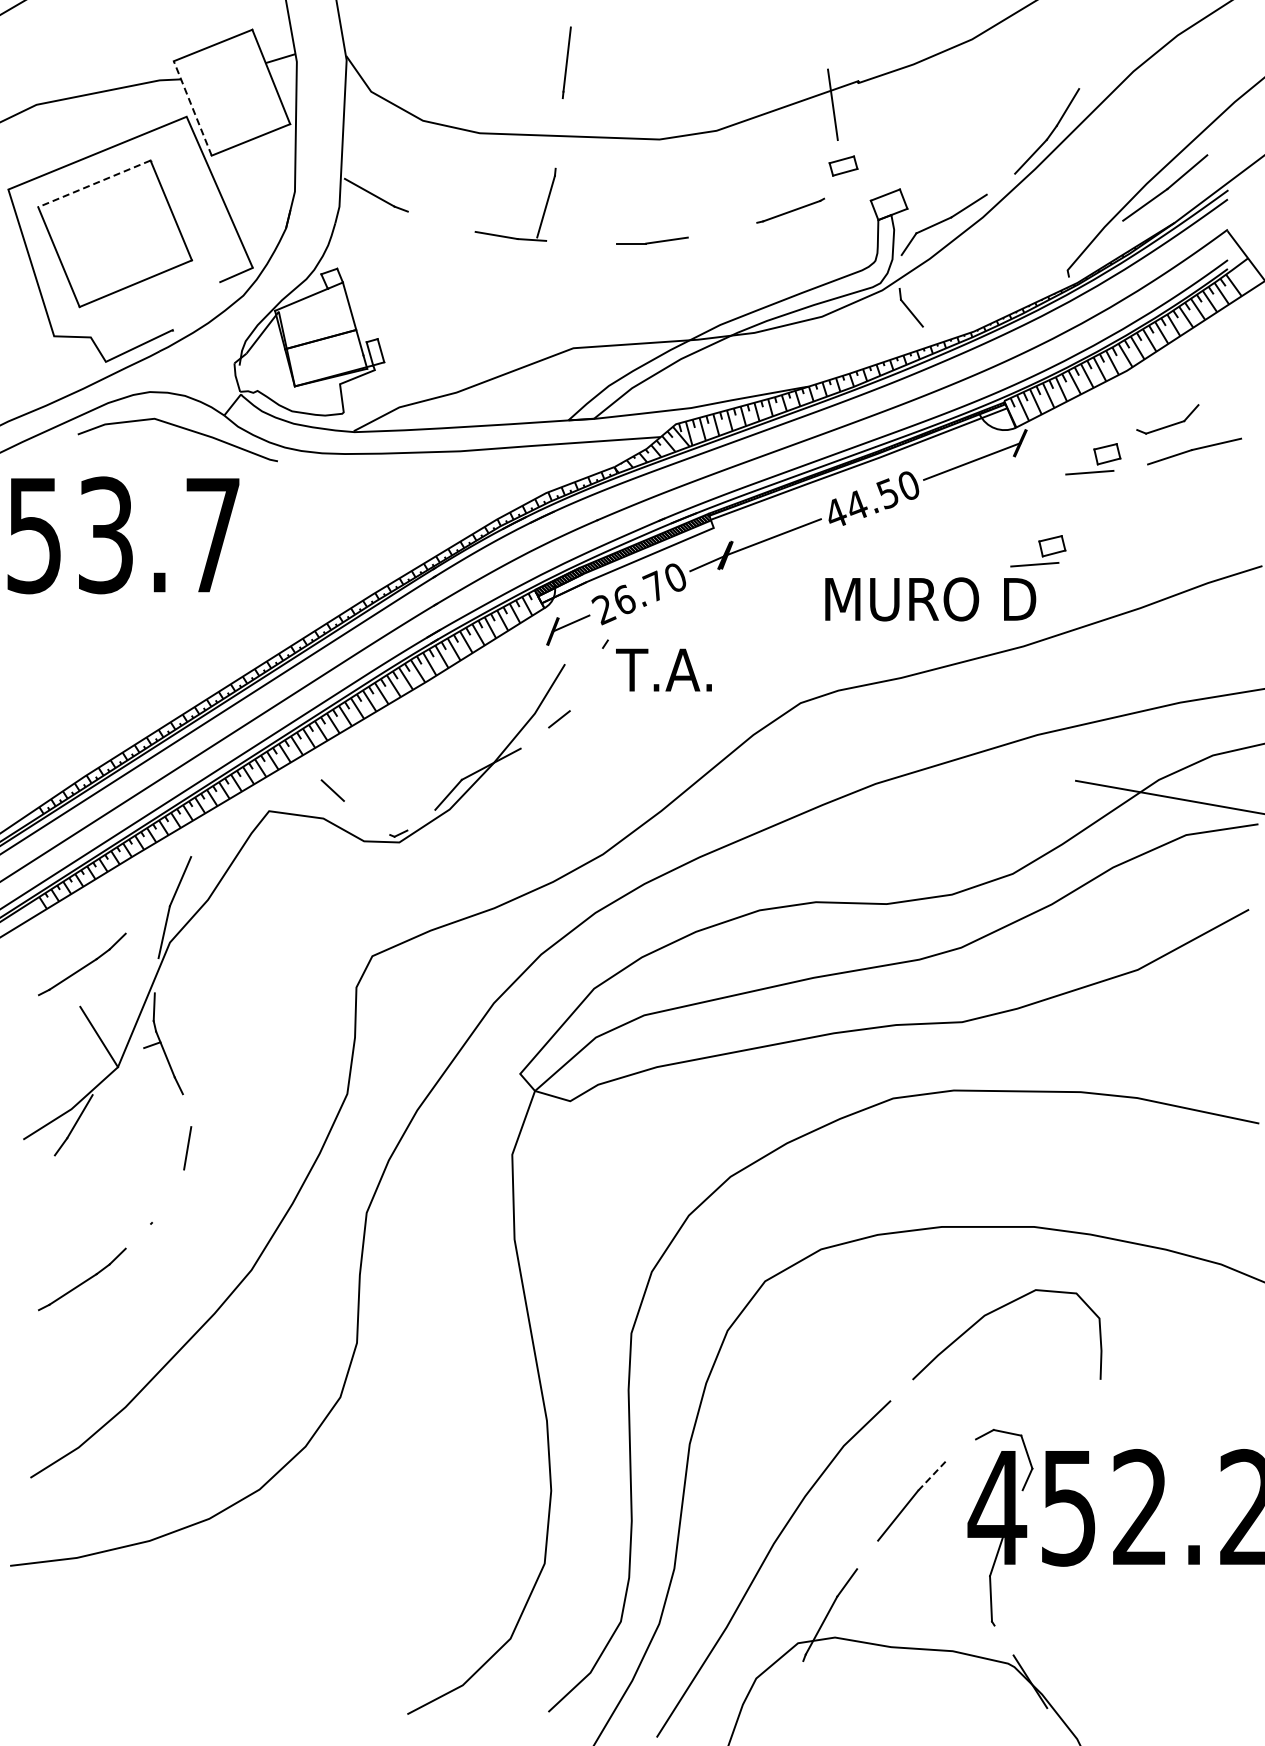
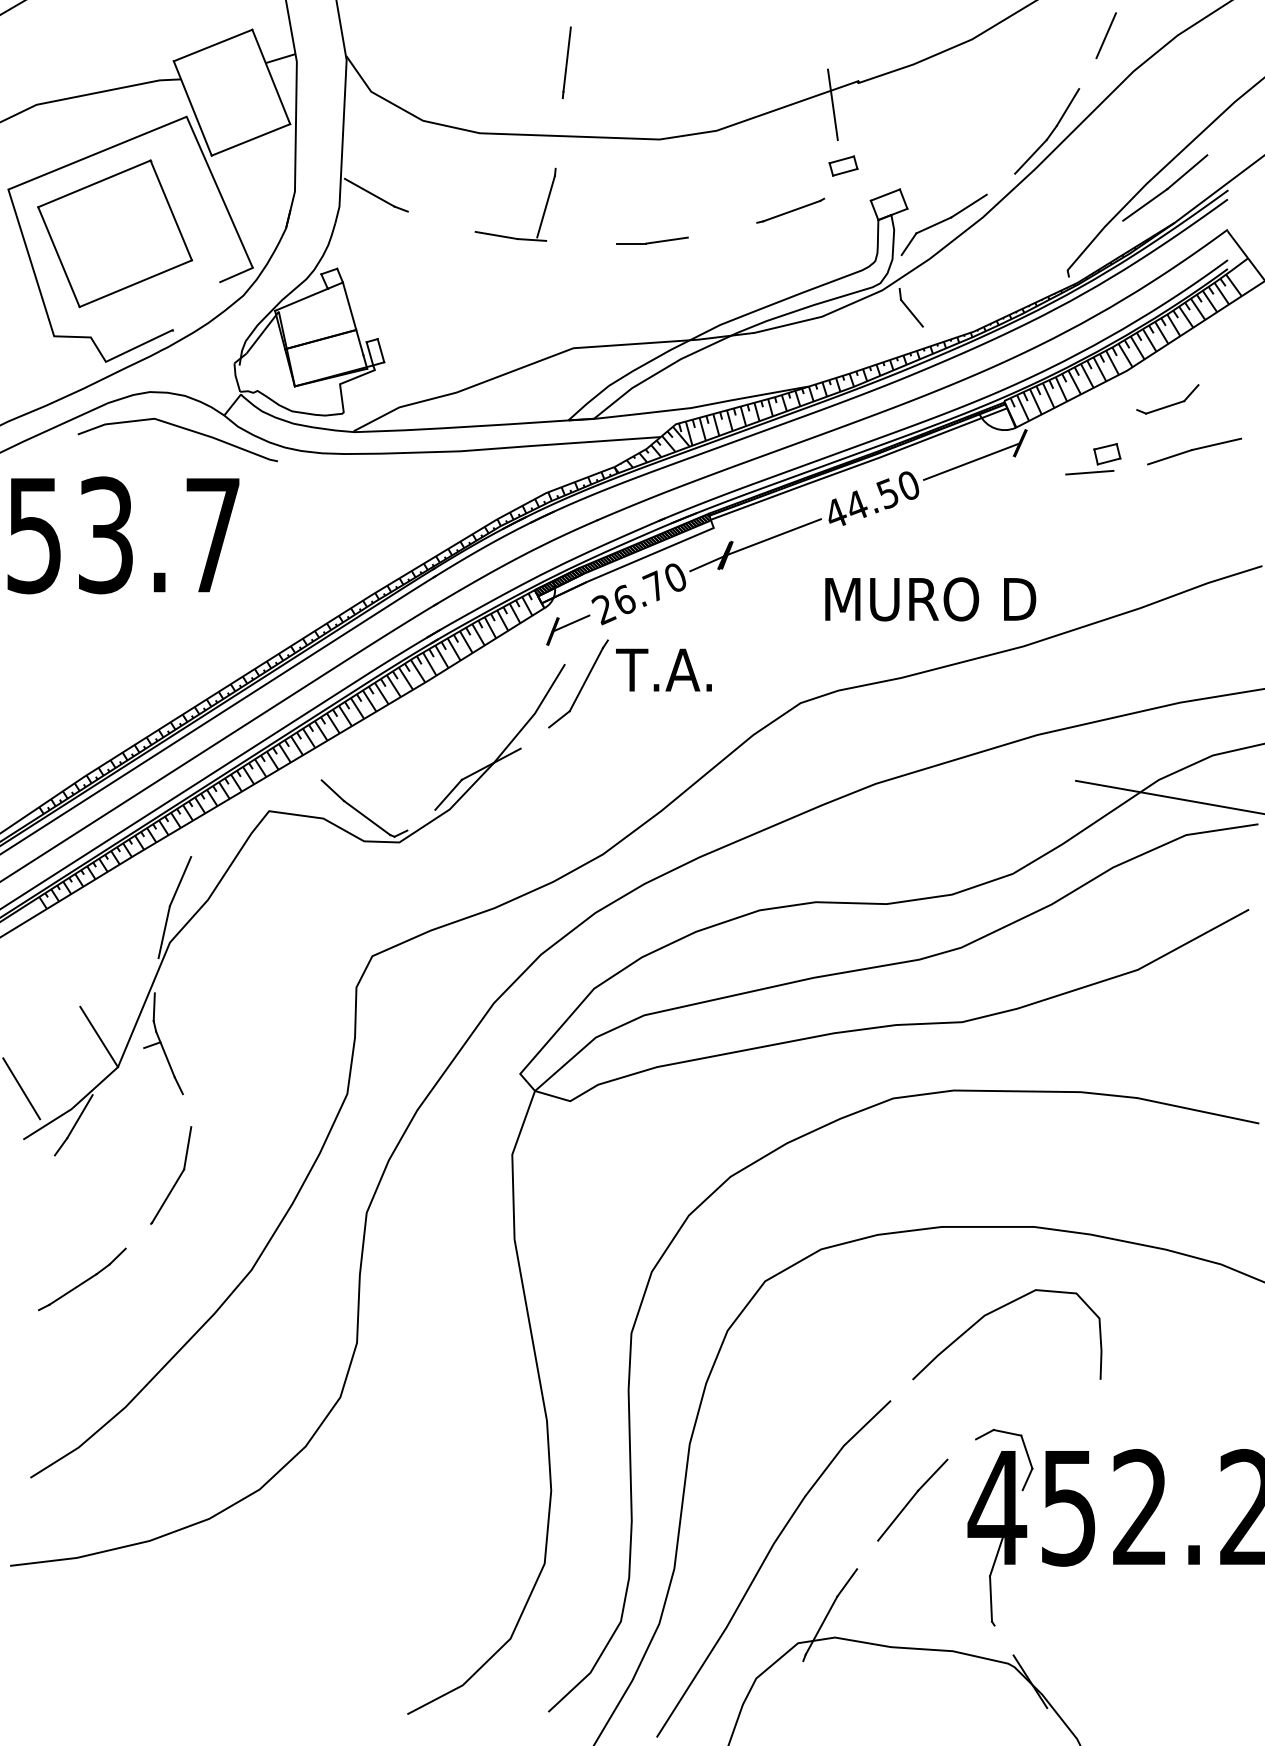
line: none -> present (1105, 35)
line: dashed -> solid (192, 108)
line: dashed -> solid (94, 183)
part position: (1167, 419) -> (1167, 399) (1167, 399)
part: present -> none (1038, 551)
line: none -> present (586, 679)
line: none -> present (366, 817)
part: present -> none (82, 964)
line: none -> present (21, 1088)
line: none -> present (168, 1195)
line: dashed -> solid (933, 1474)
